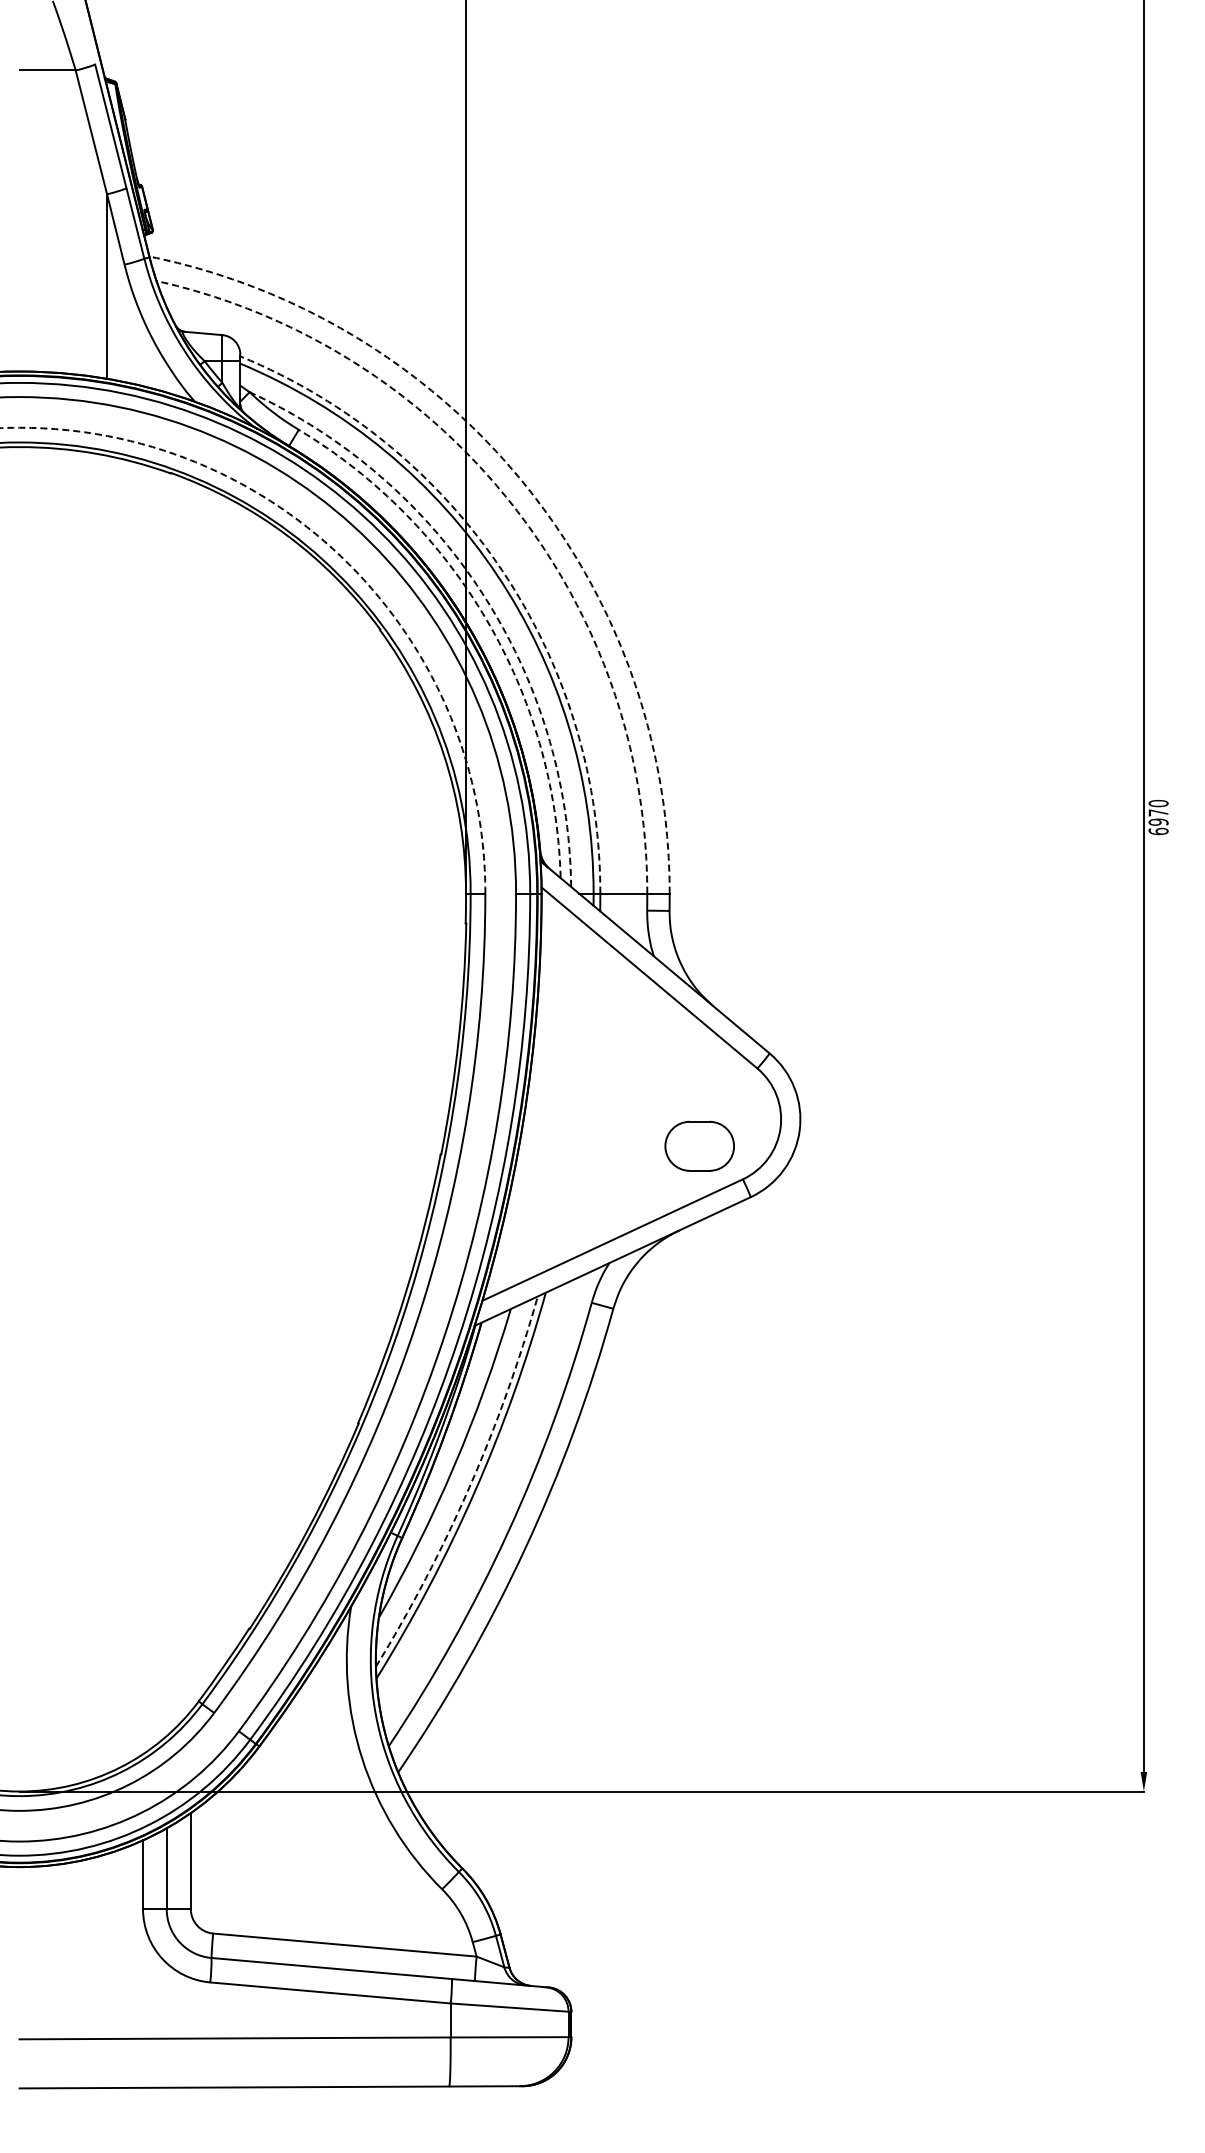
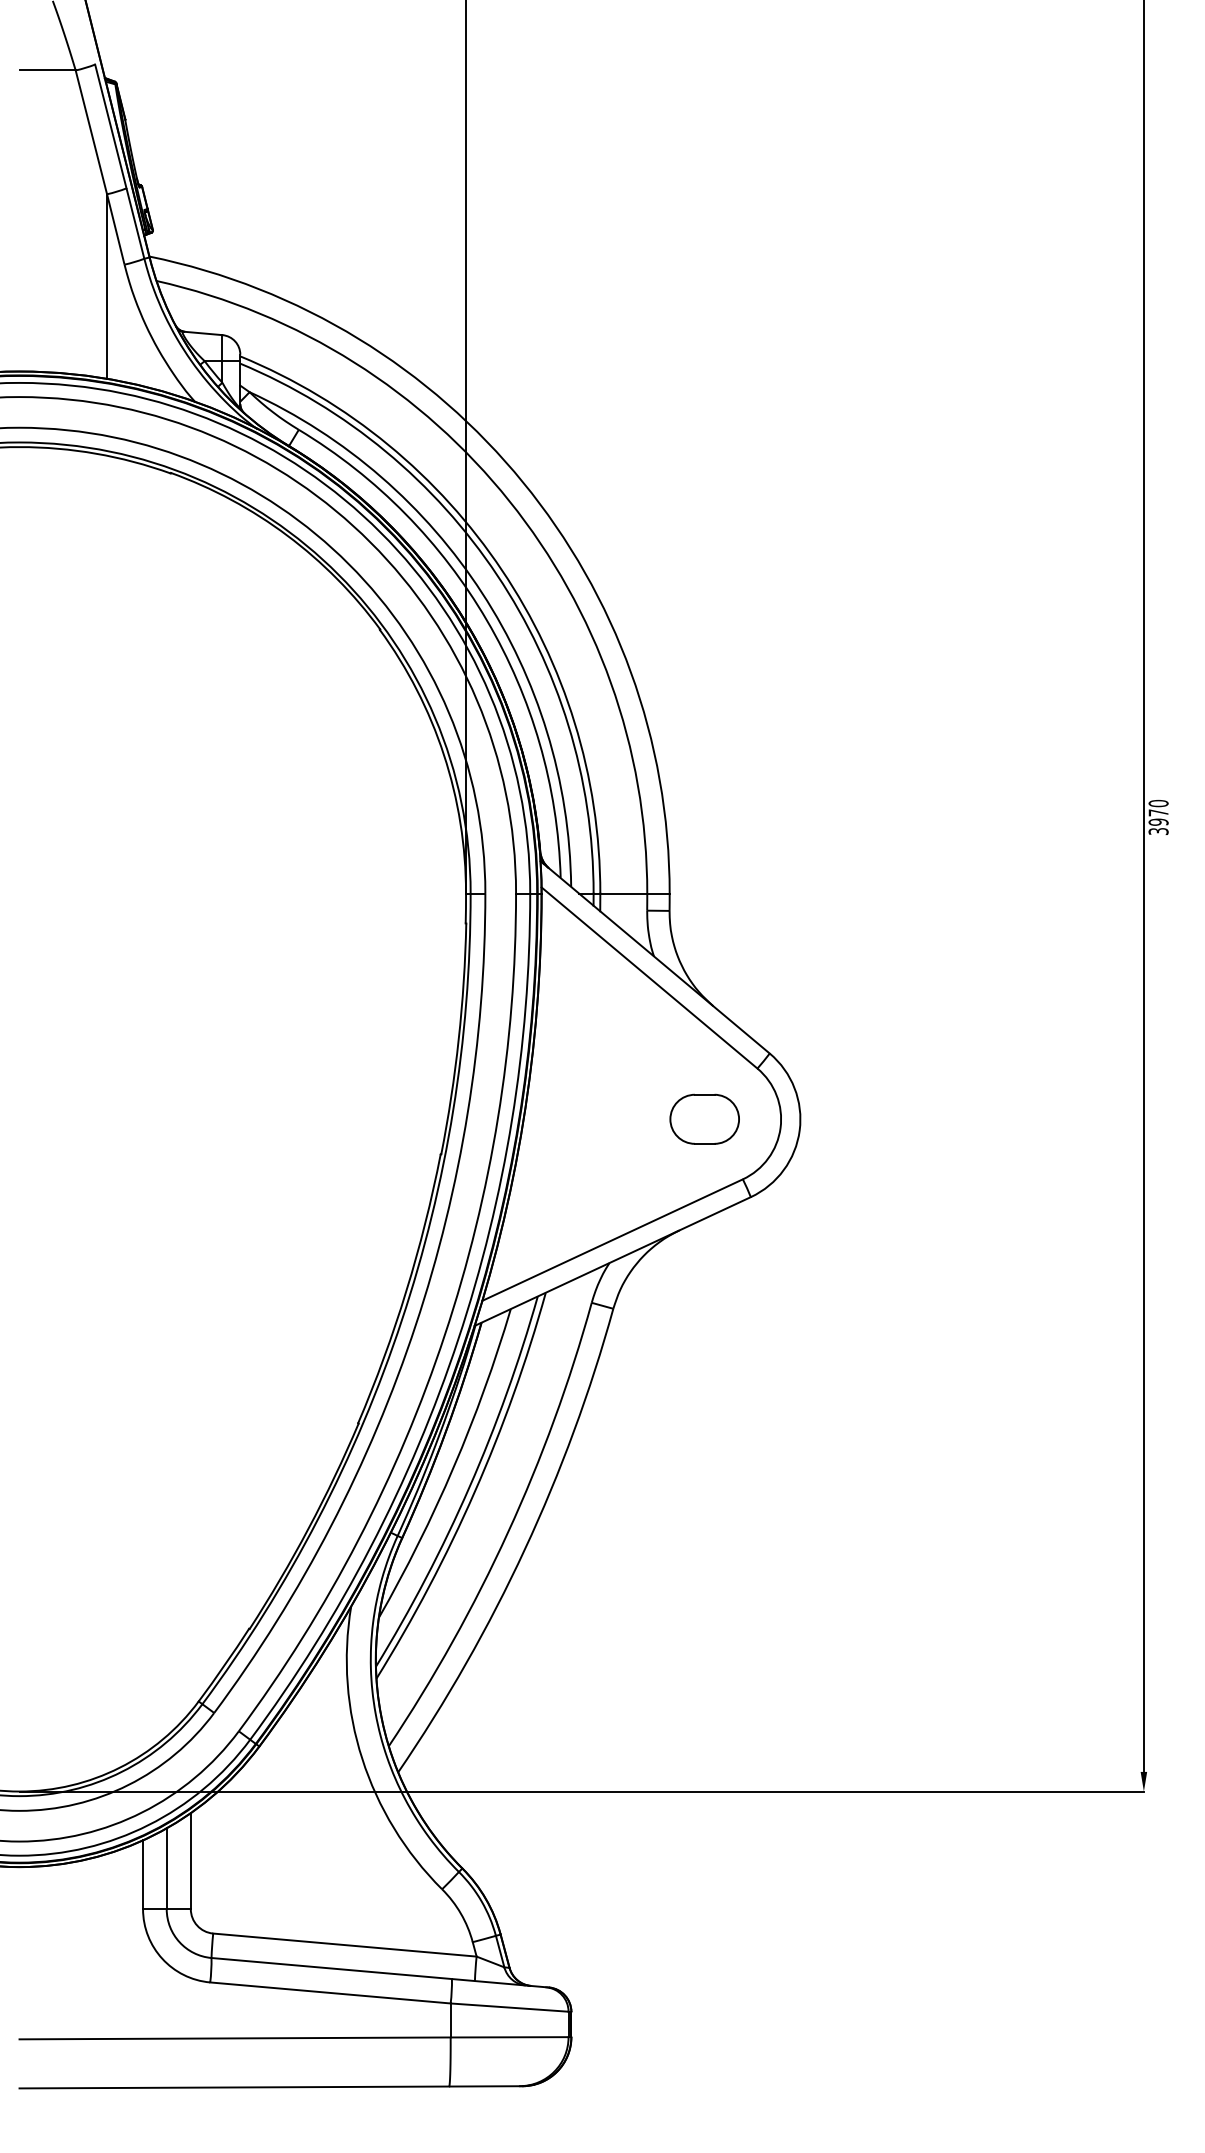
arc: dashed -> solid (523, 482)
arc: dashed -> solid (509, 501)
arc: dashed -> solid (341, 557)
arc: dashed -> solid (502, 570)
arc: dashed -> solid (482, 592)
arc: dashed -> solid (486, 620)
text: 6970 -> 3970 (1158, 831)
part position: (699, 1145) -> (704, 1118) (704, 1118)
arc: dashed -> solid (469, 1487)
